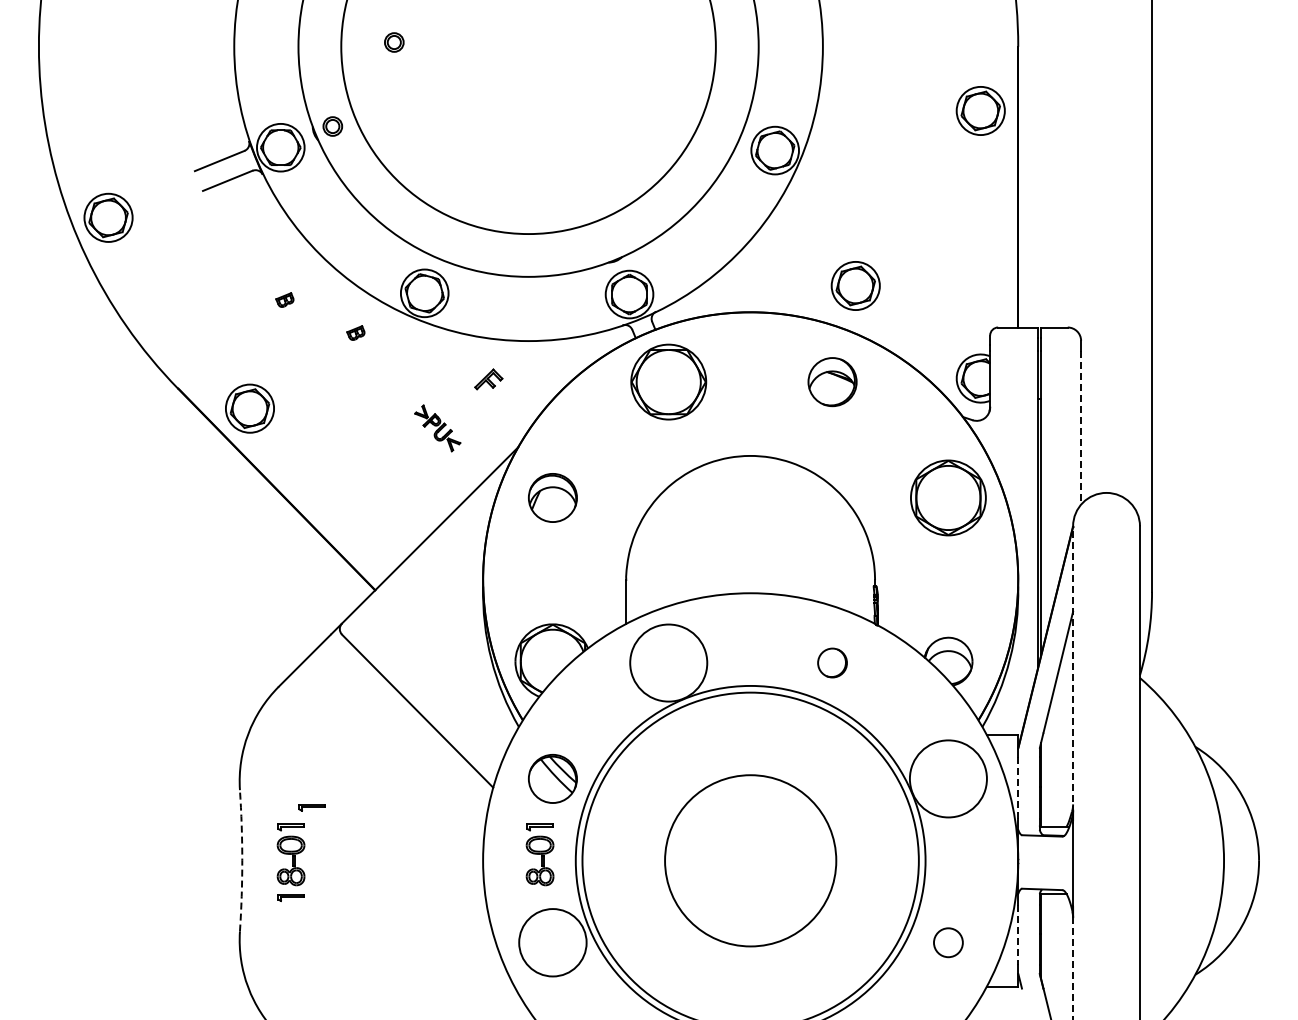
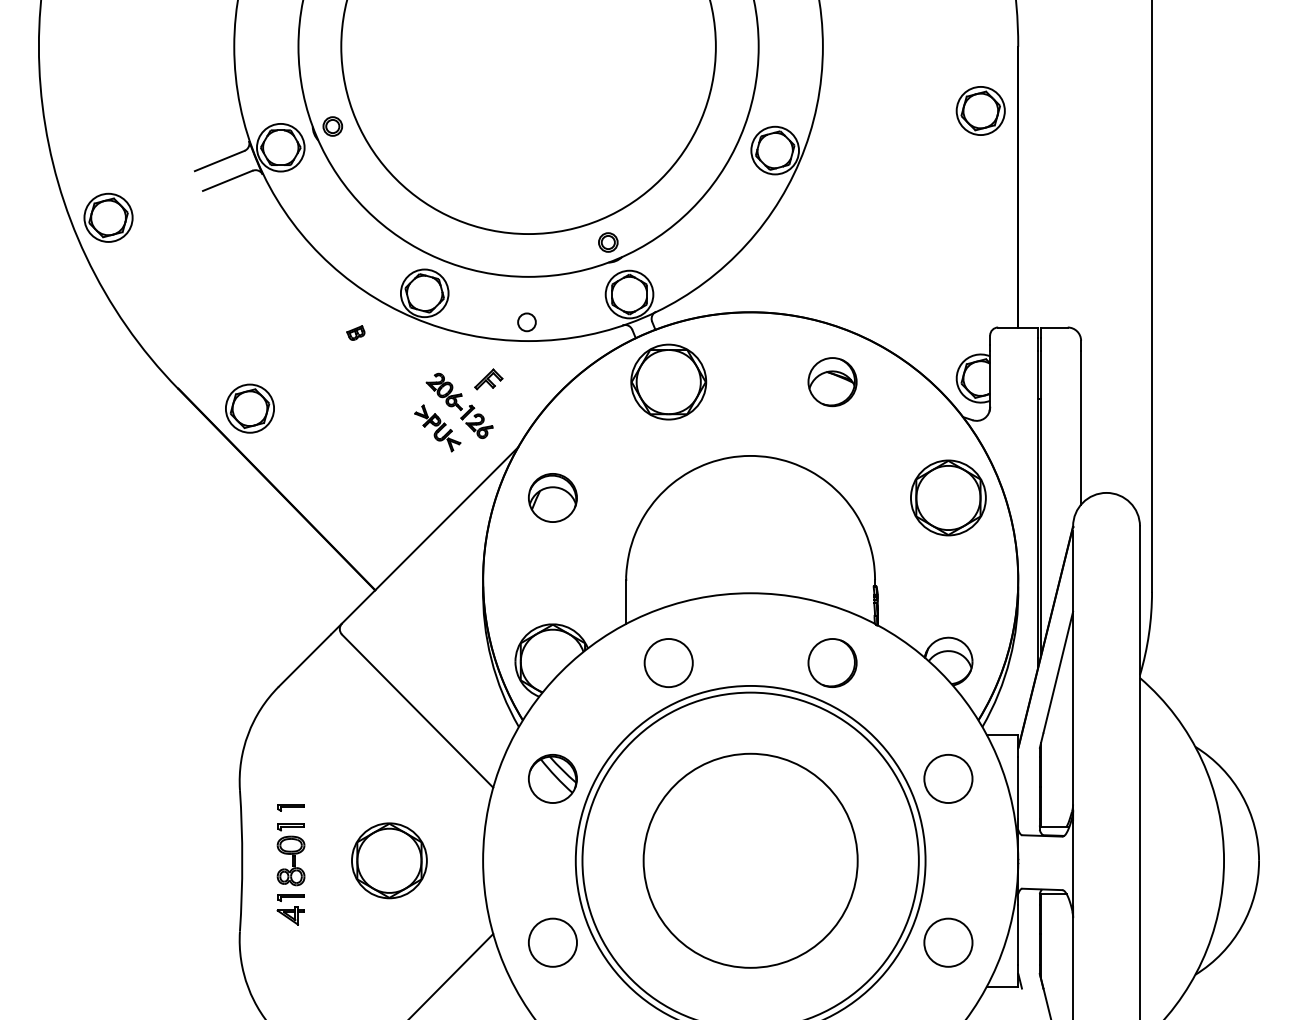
part position: (394, 42) -> (608, 242) (608, 242)
part: present -> none (855, 285)
part: present -> none (284, 299)
circle: none -> present (526, 322)
part: none -> present (459, 405)
line: dashed -> solid (1081, 428)
circle diameter: 77 px -> 48 px (668, 662)
circle size: 31x32 px -> 51x50 px (832, 662)
line: dashed -> solid (1073, 671)
circle diameter: 77 px -> 48 px (948, 778)
line: dashed -> solid (1018, 788)
part position: (311, 807) -> (290, 807) (290, 807)
part: present -> none (539, 854)
arc: dashed -> solid (242, 860)
part: none -> present (389, 860)
circle diameter: 171 px -> 214 px (750, 860)
part: none -> present (290, 915)
line: dashed -> solid (1018, 934)
circle diameter: 67 px -> 48 px (552, 942)
circle diameter: 29 px -> 48 px (948, 942)
line: dashed -> solid (1073, 968)
line: none -> present (452, 974)
